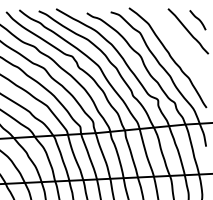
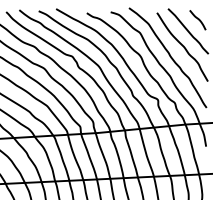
curve: none -> present (182, 46)
